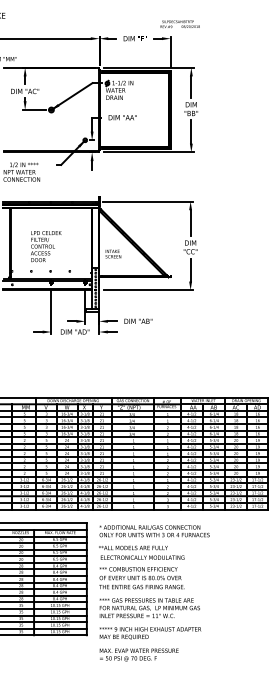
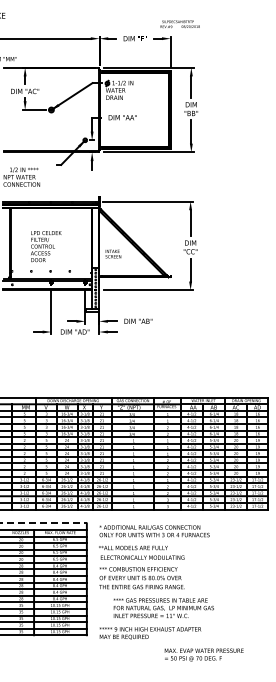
text position: (21, 171) -> (21, 176) (21, 176)
line: solid -> dashed (44, 523)
text position: (149, 608) -> (163, 608) (163, 608)
text position: (138, 654) -> (203, 654) (203, 654)
